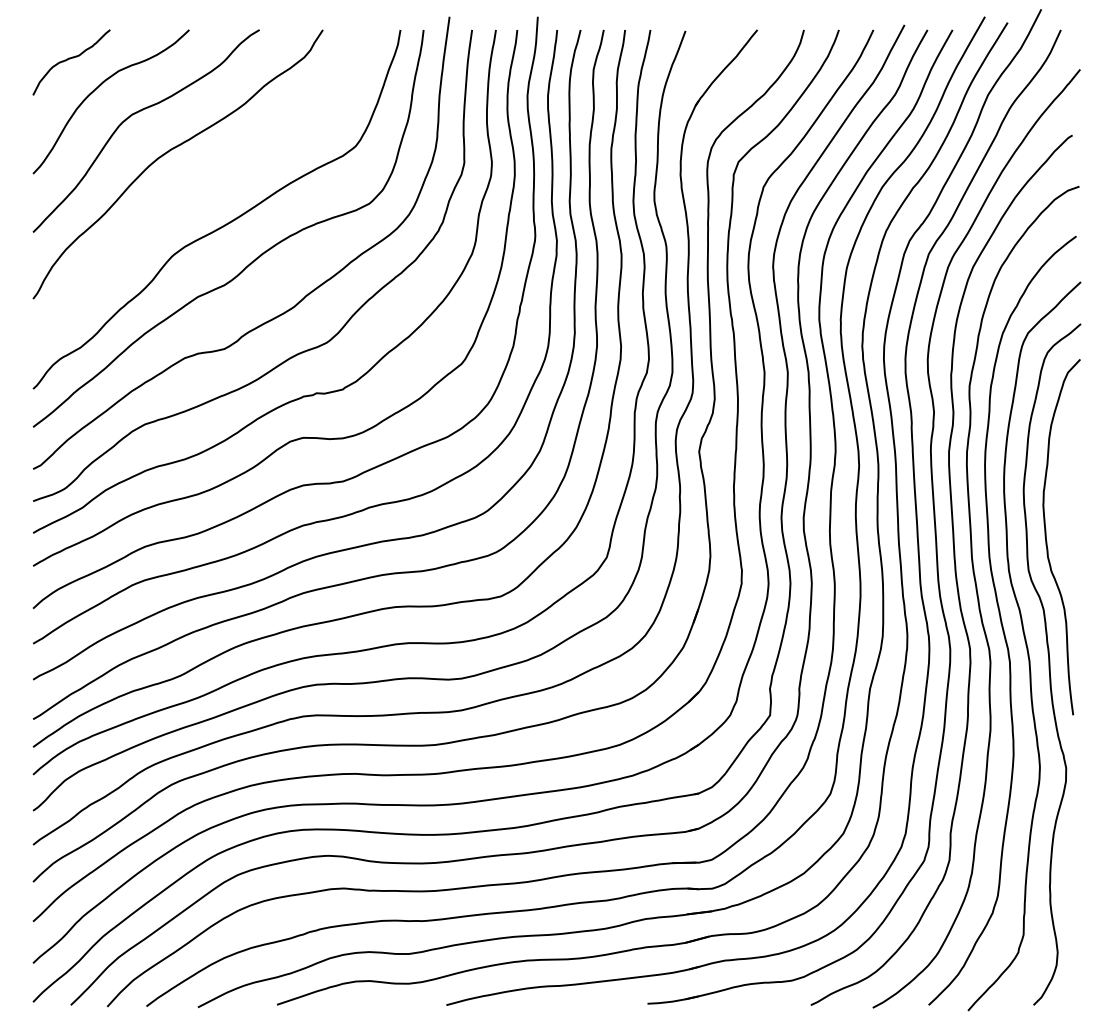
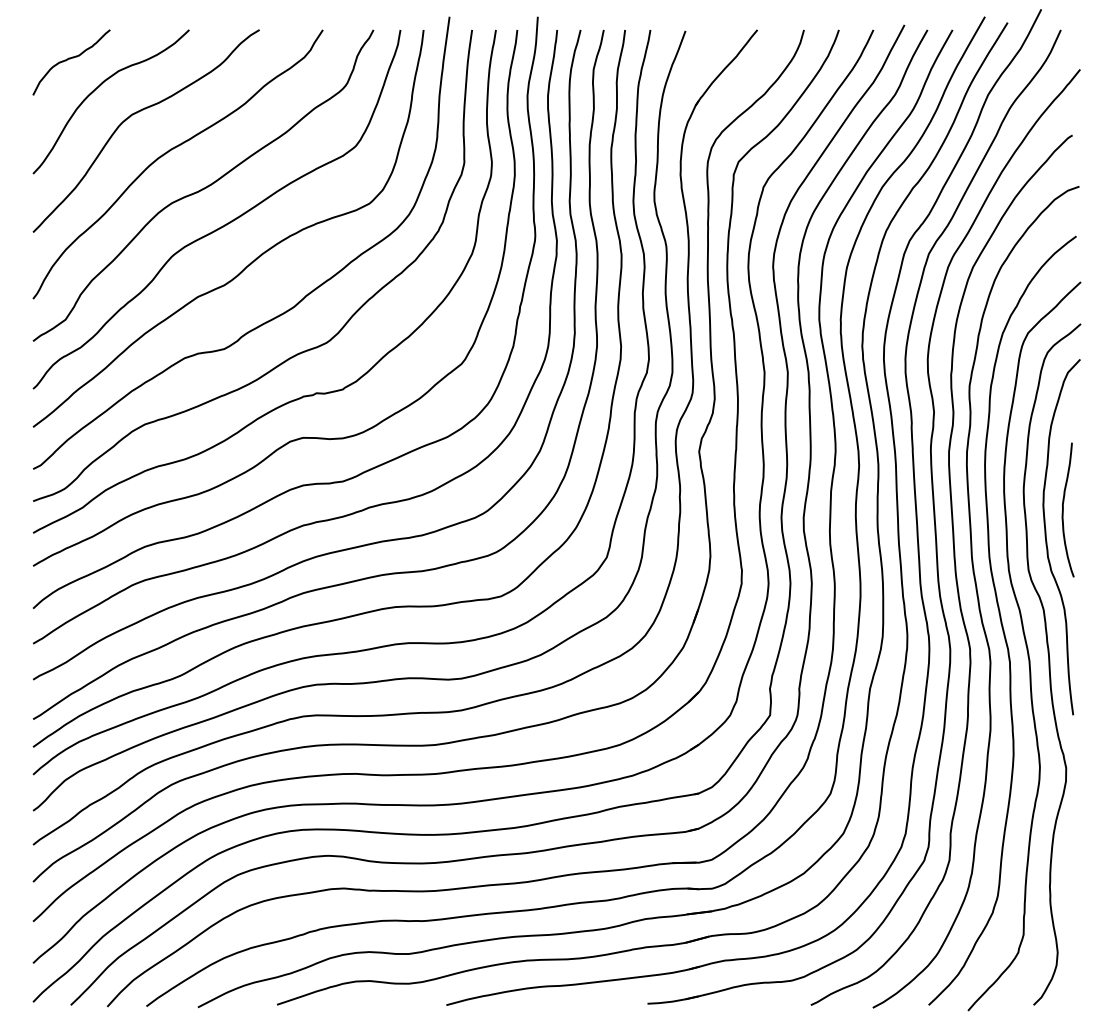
curve: none -> present (203, 187)
curve: none -> present (1063, 509)
